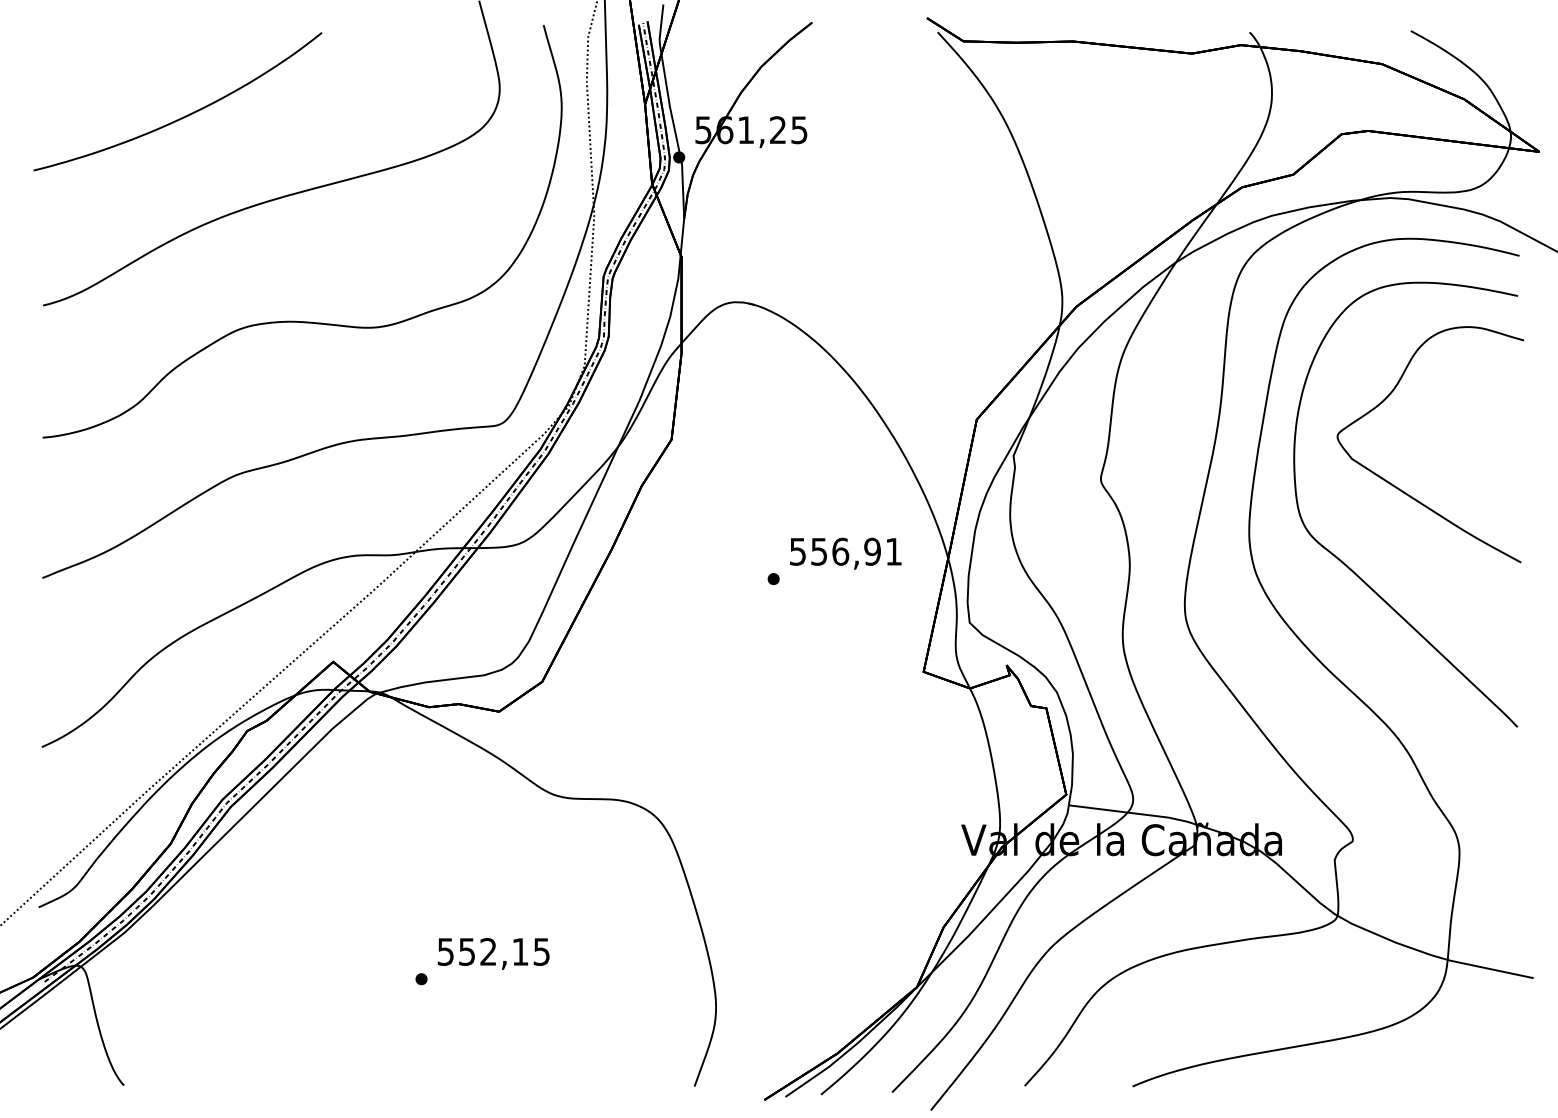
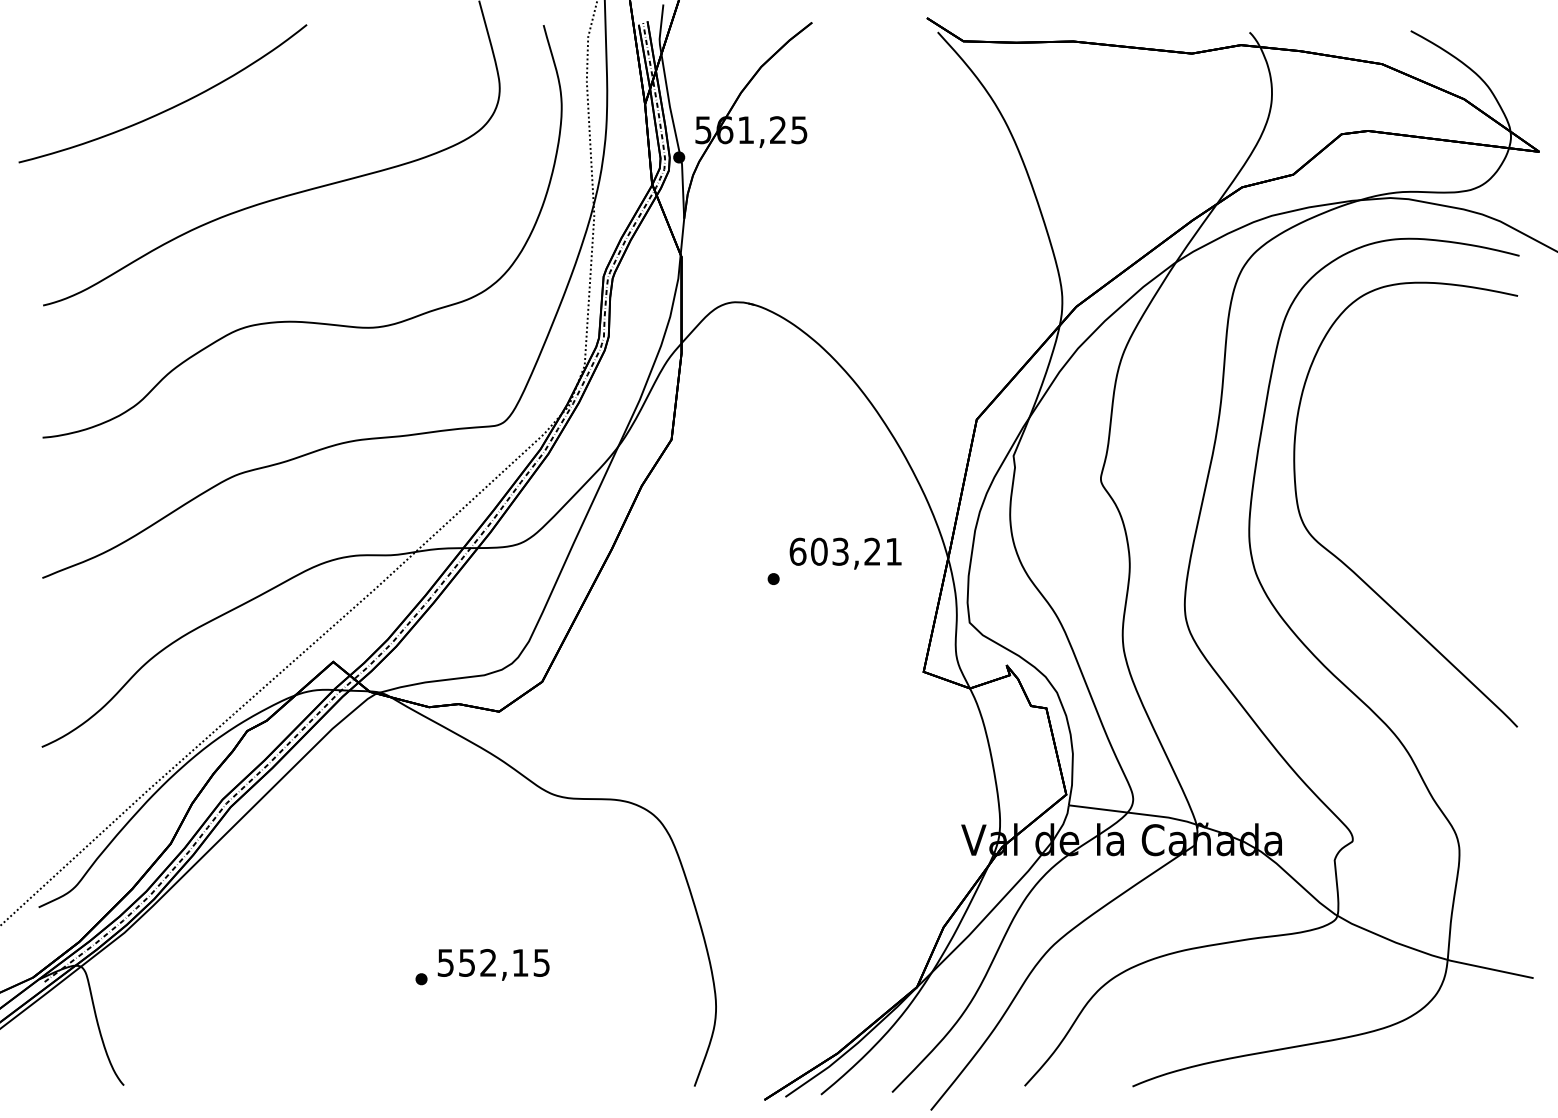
curve position: (185, 115) -> (170, 107) (170, 107)
curve: present -> none (1401, 489)
text: 556,91 -> 603,21 (834, 551)
text position: (493, 953) -> (493, 964) (493, 964)
